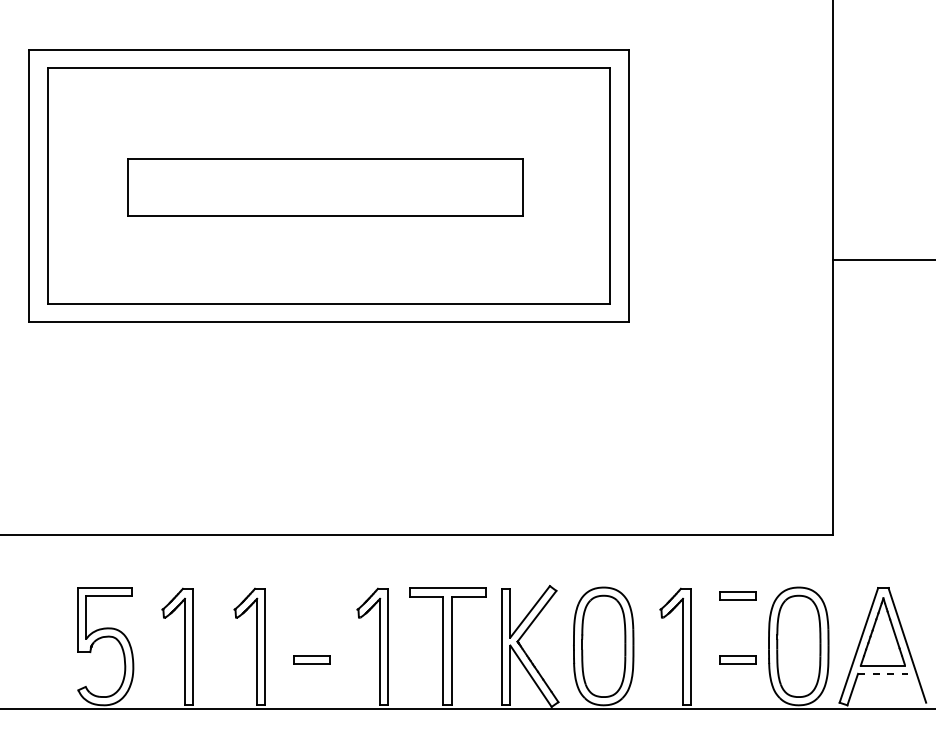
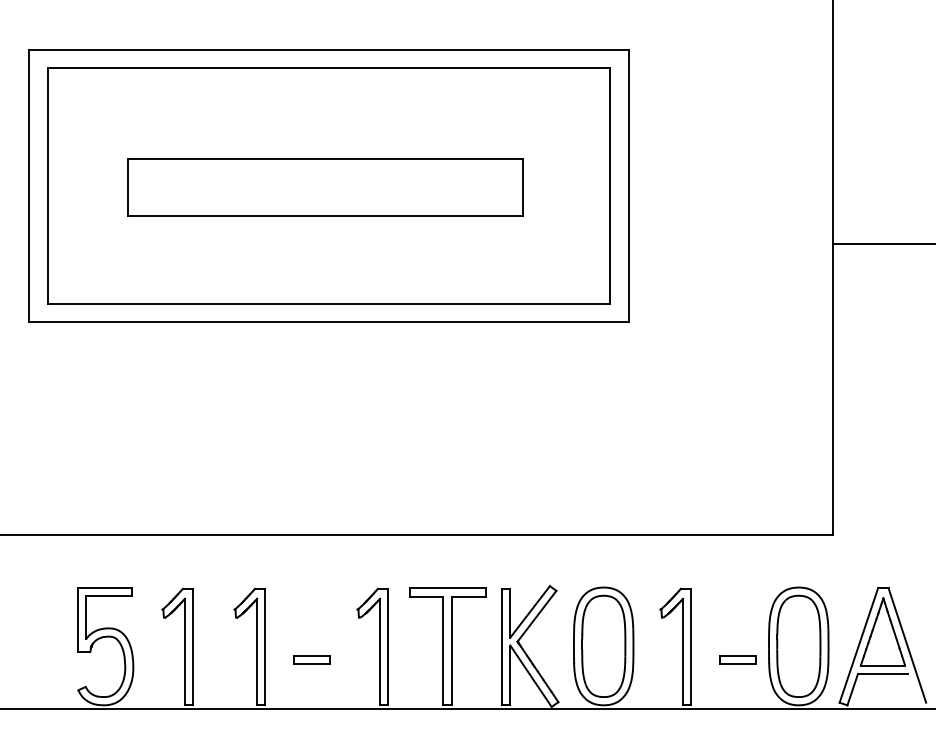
line position: (882, 259) -> (882, 243) (882, 243)
part: present -> none (737, 595)
line: dashed -> solid (882, 673)
